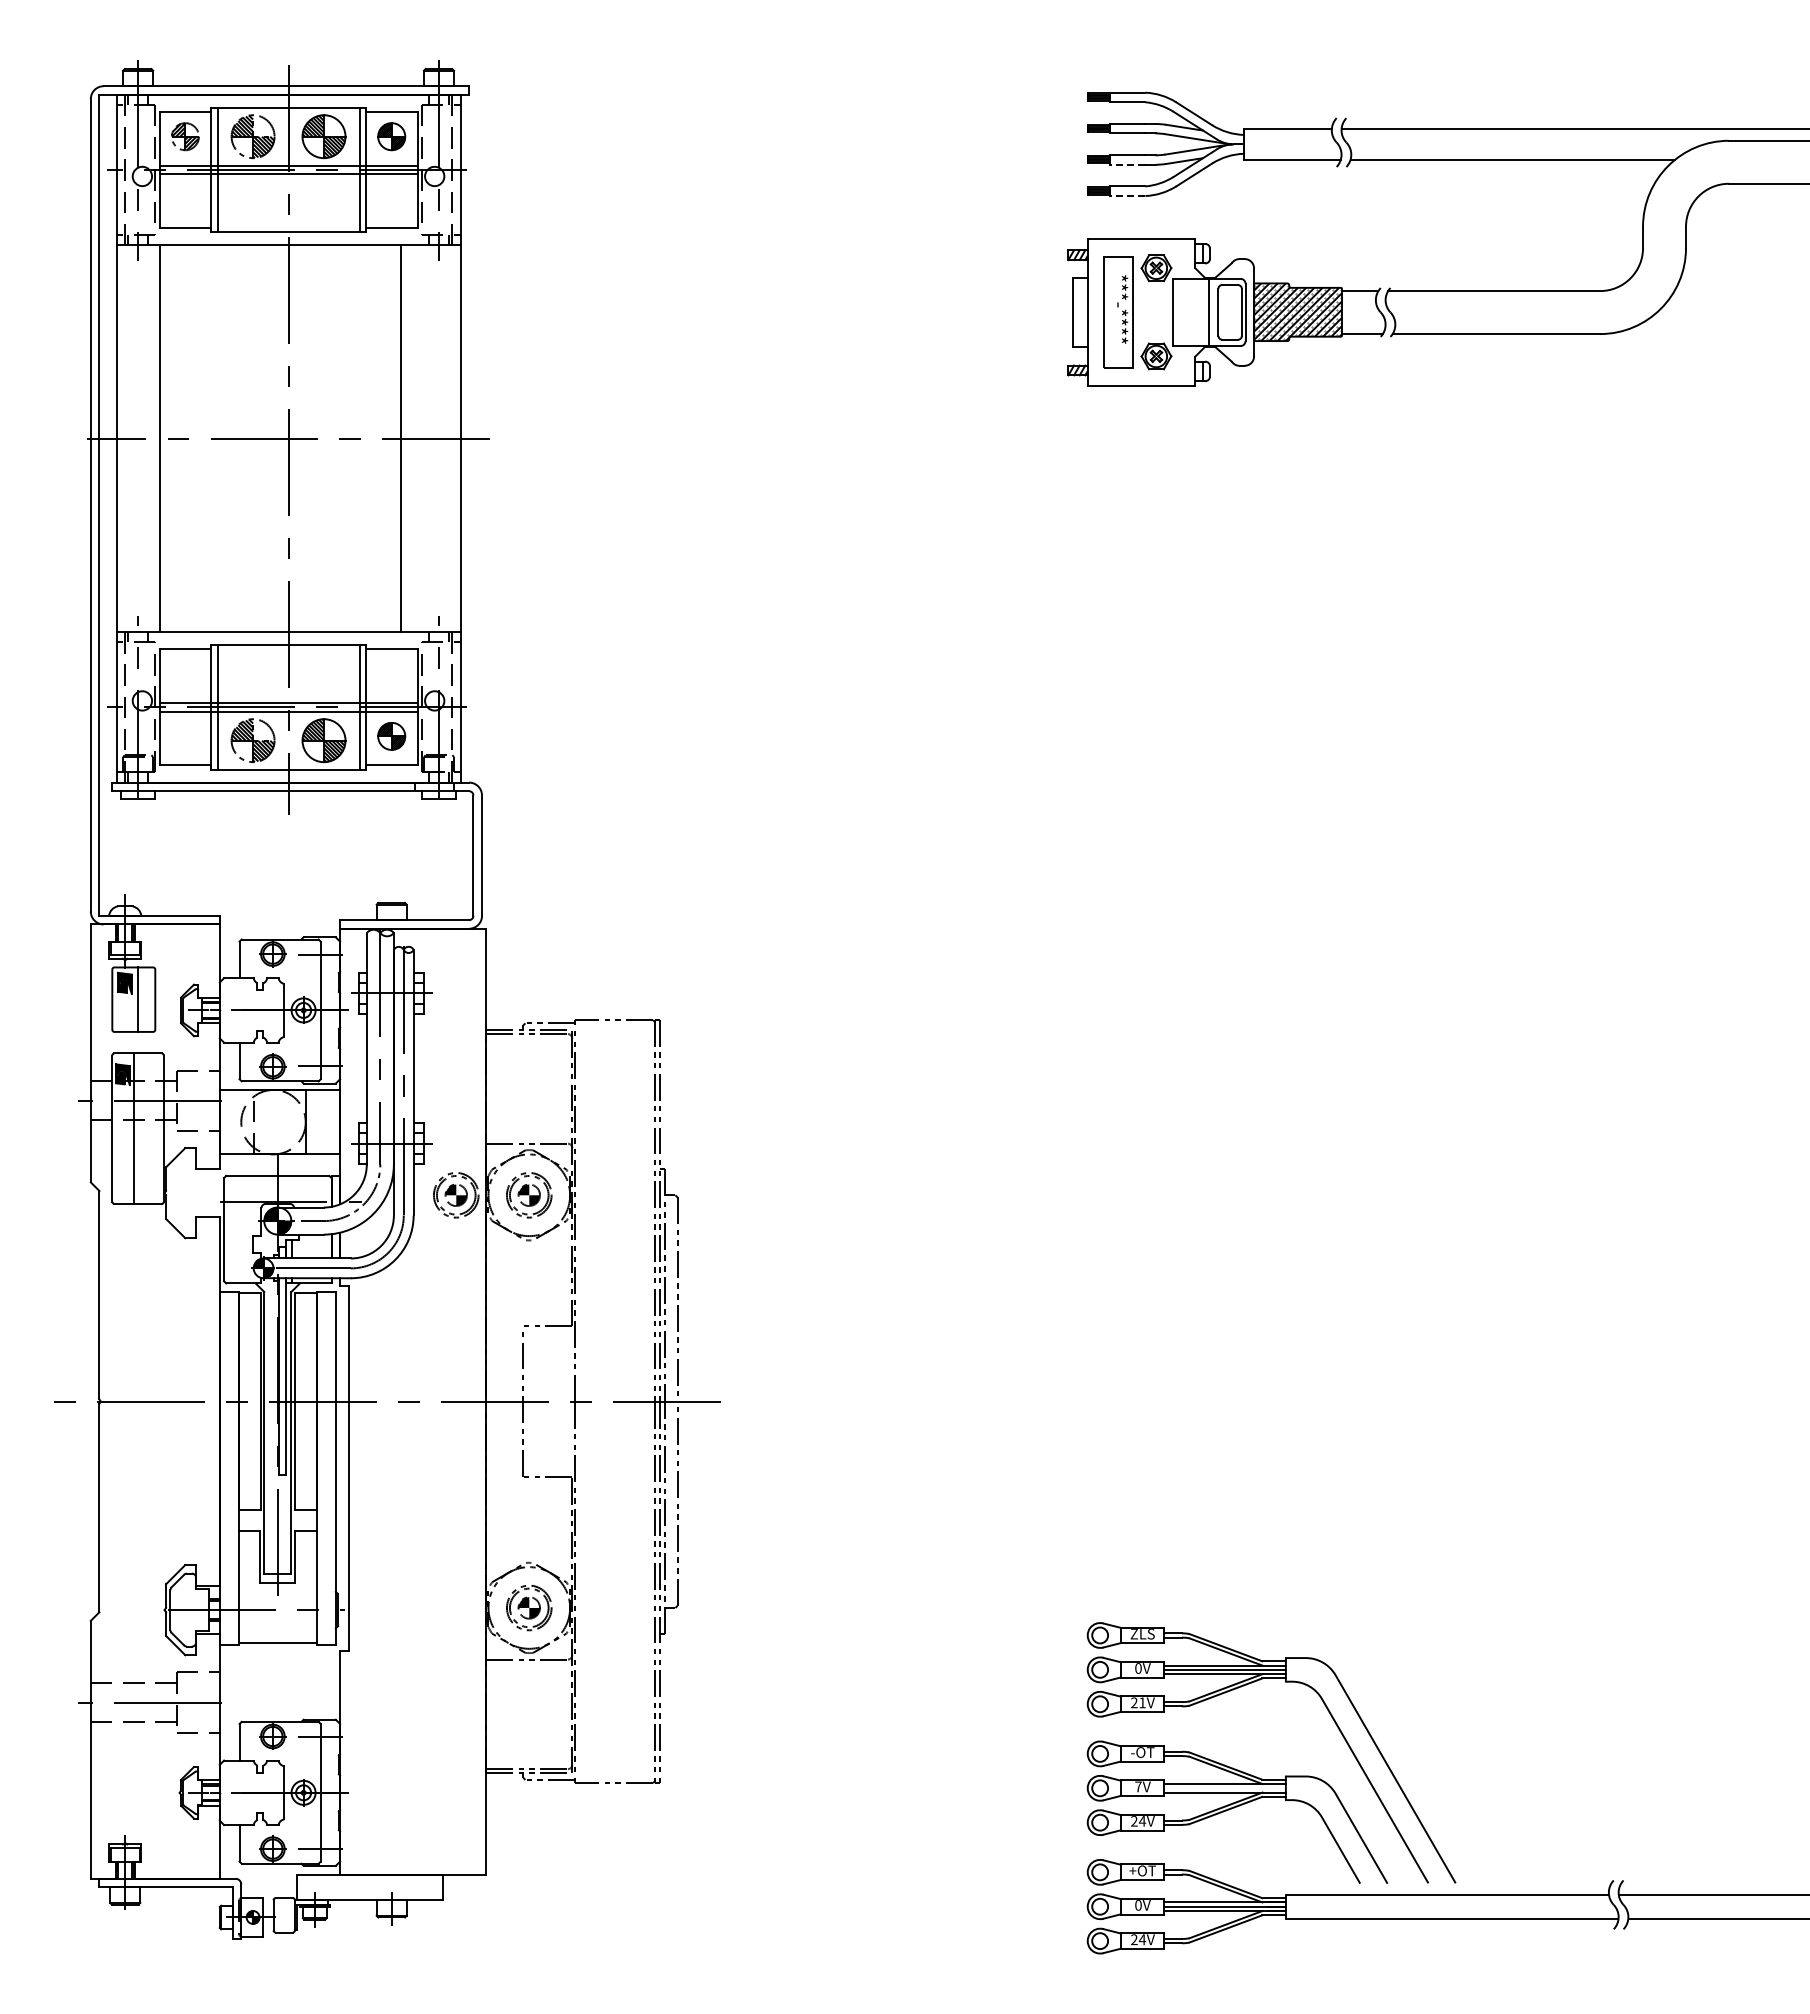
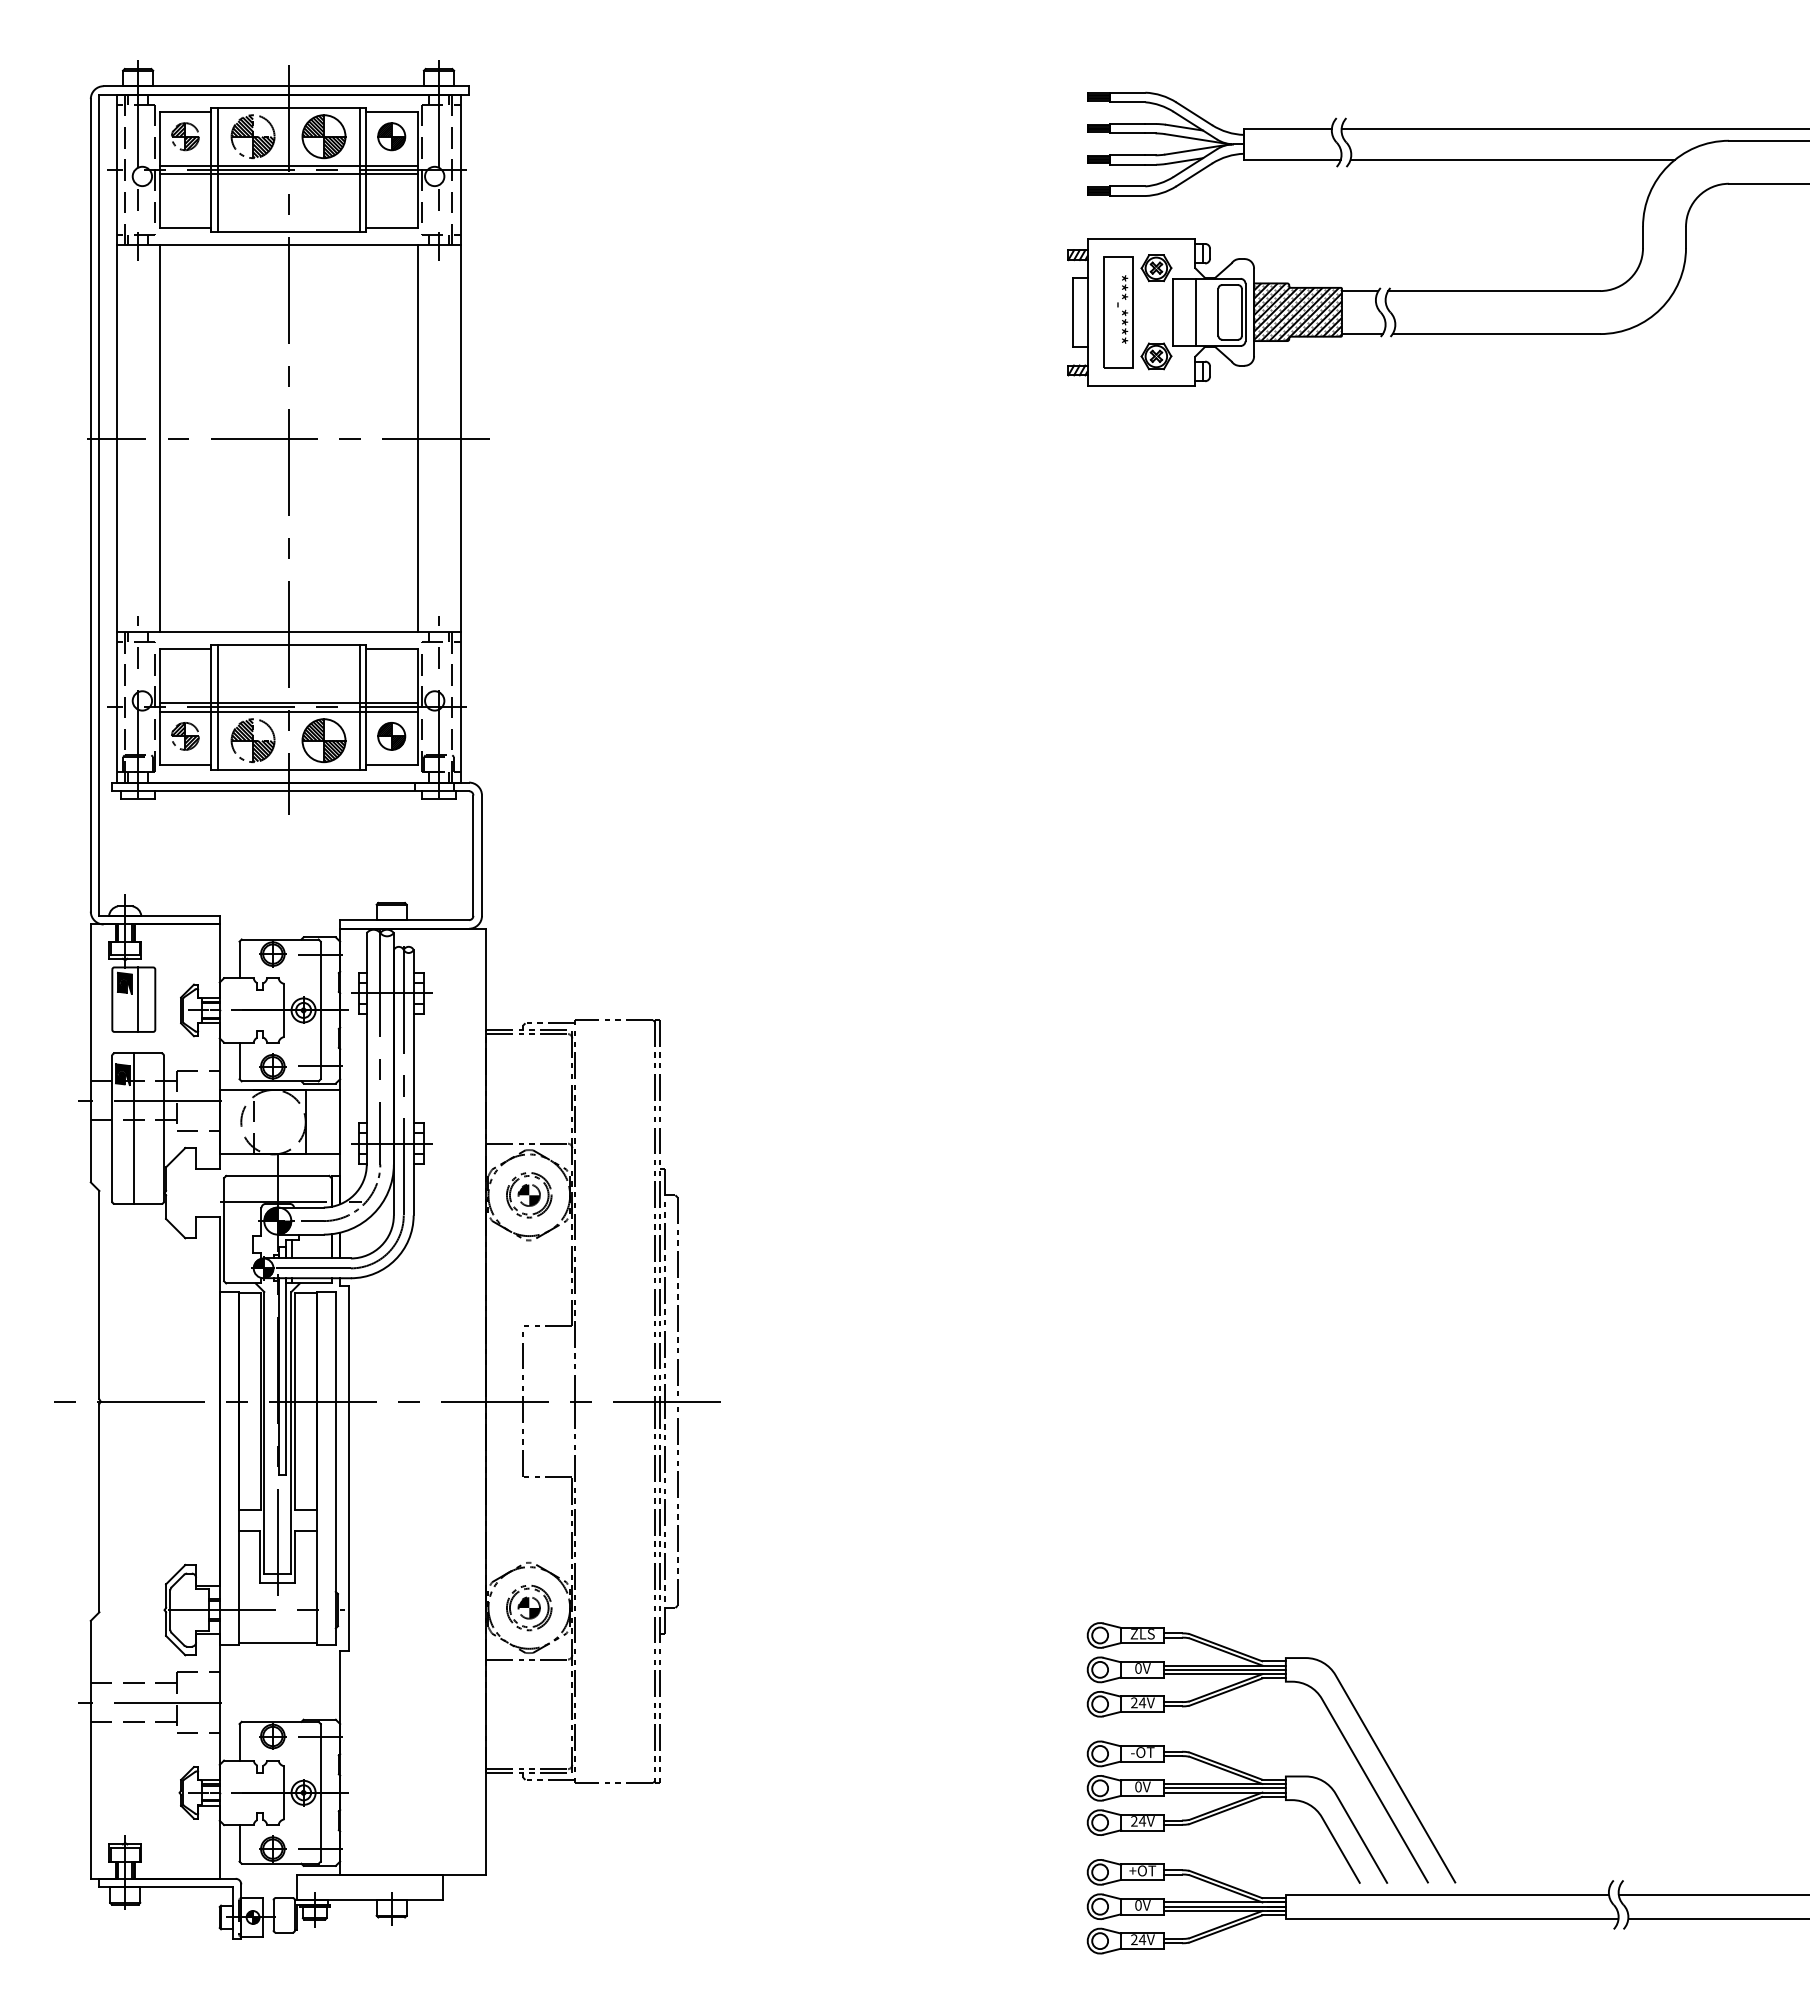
line: dashed -> solid (1127, 164)
line: dashed -> solid (1127, 196)
line position: (1208, 312) -> (1195, 312) (1195, 312)
line position: (400, 438) -> (417, 438) (417, 438)
part: none -> present (185, 736)
part: present -> none (456, 1195)
text: 21V -> 24V (1142, 1702)
text: 7V -> 0V (1138, 1786)
line: none -> present (1224, 1788)
